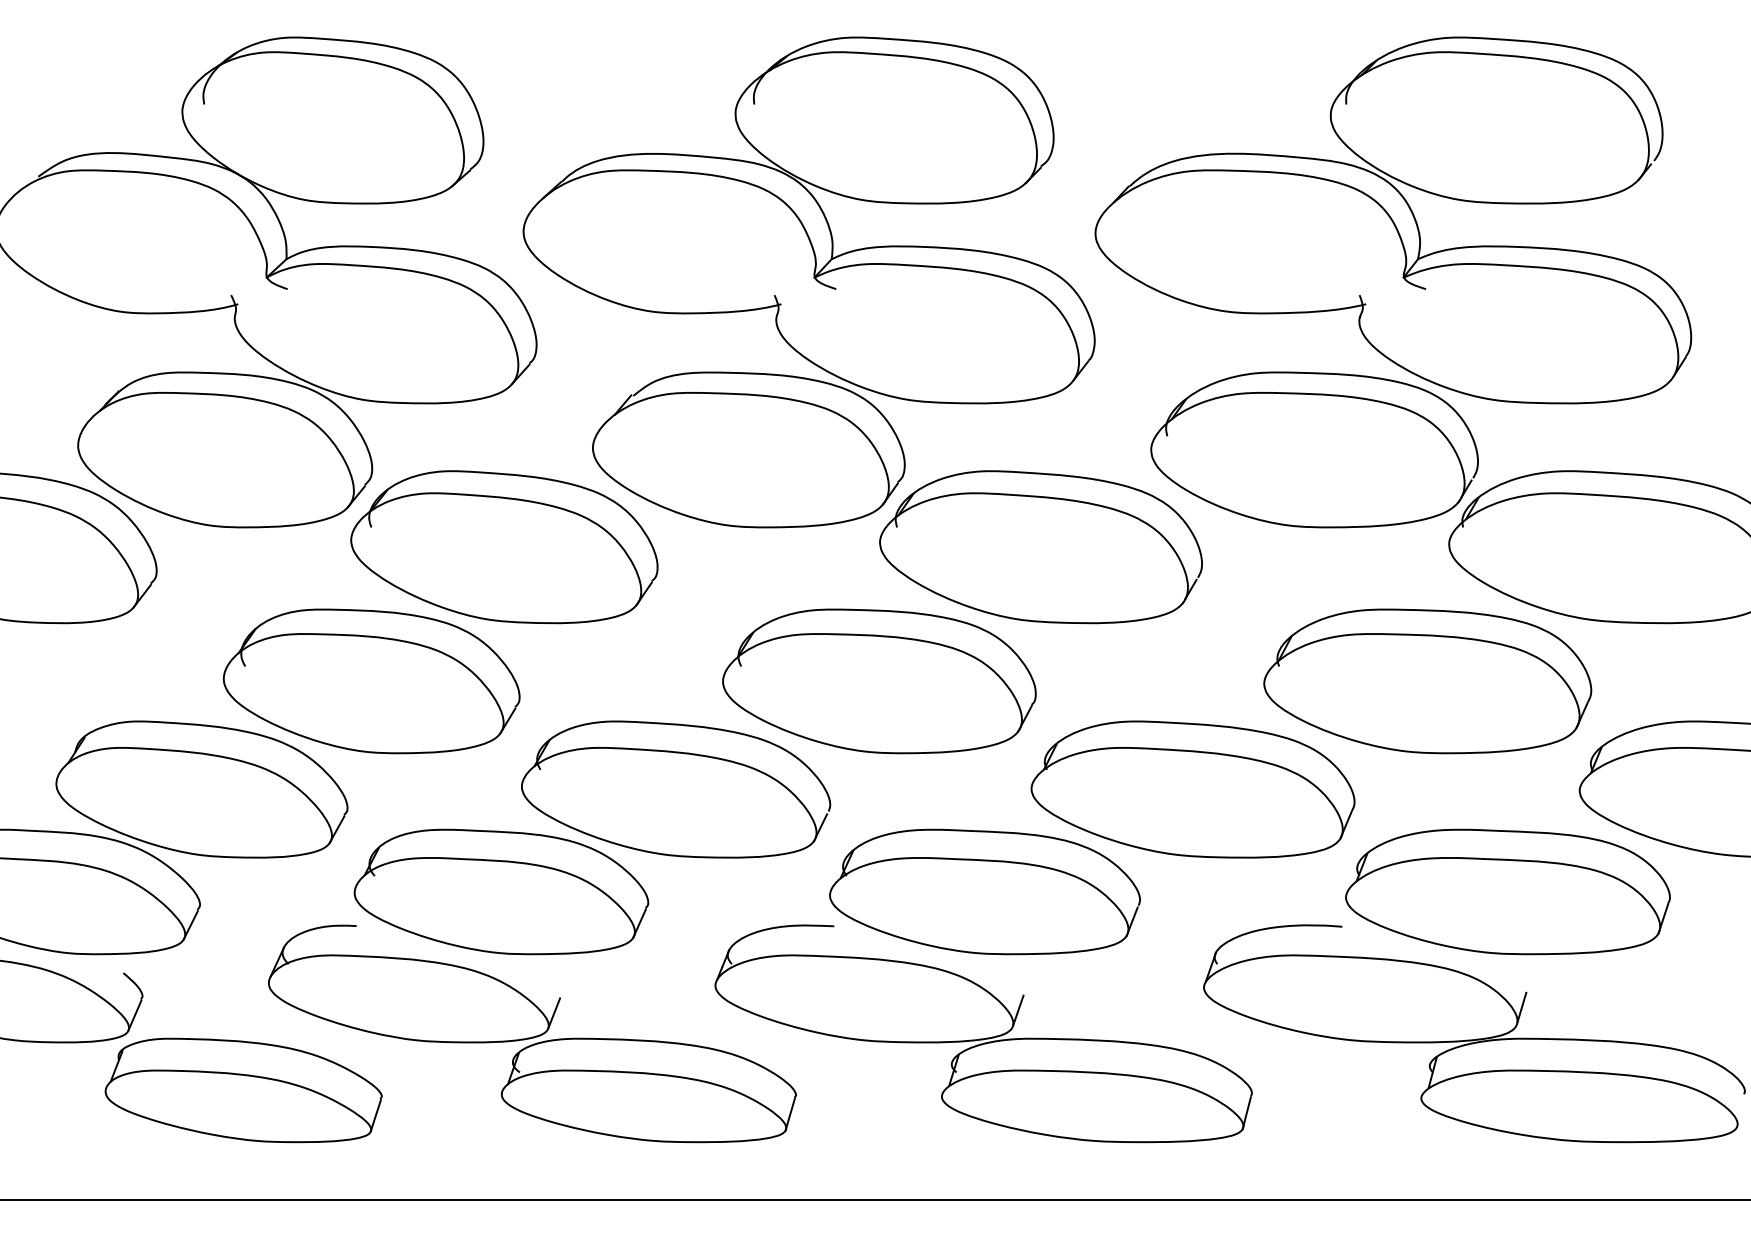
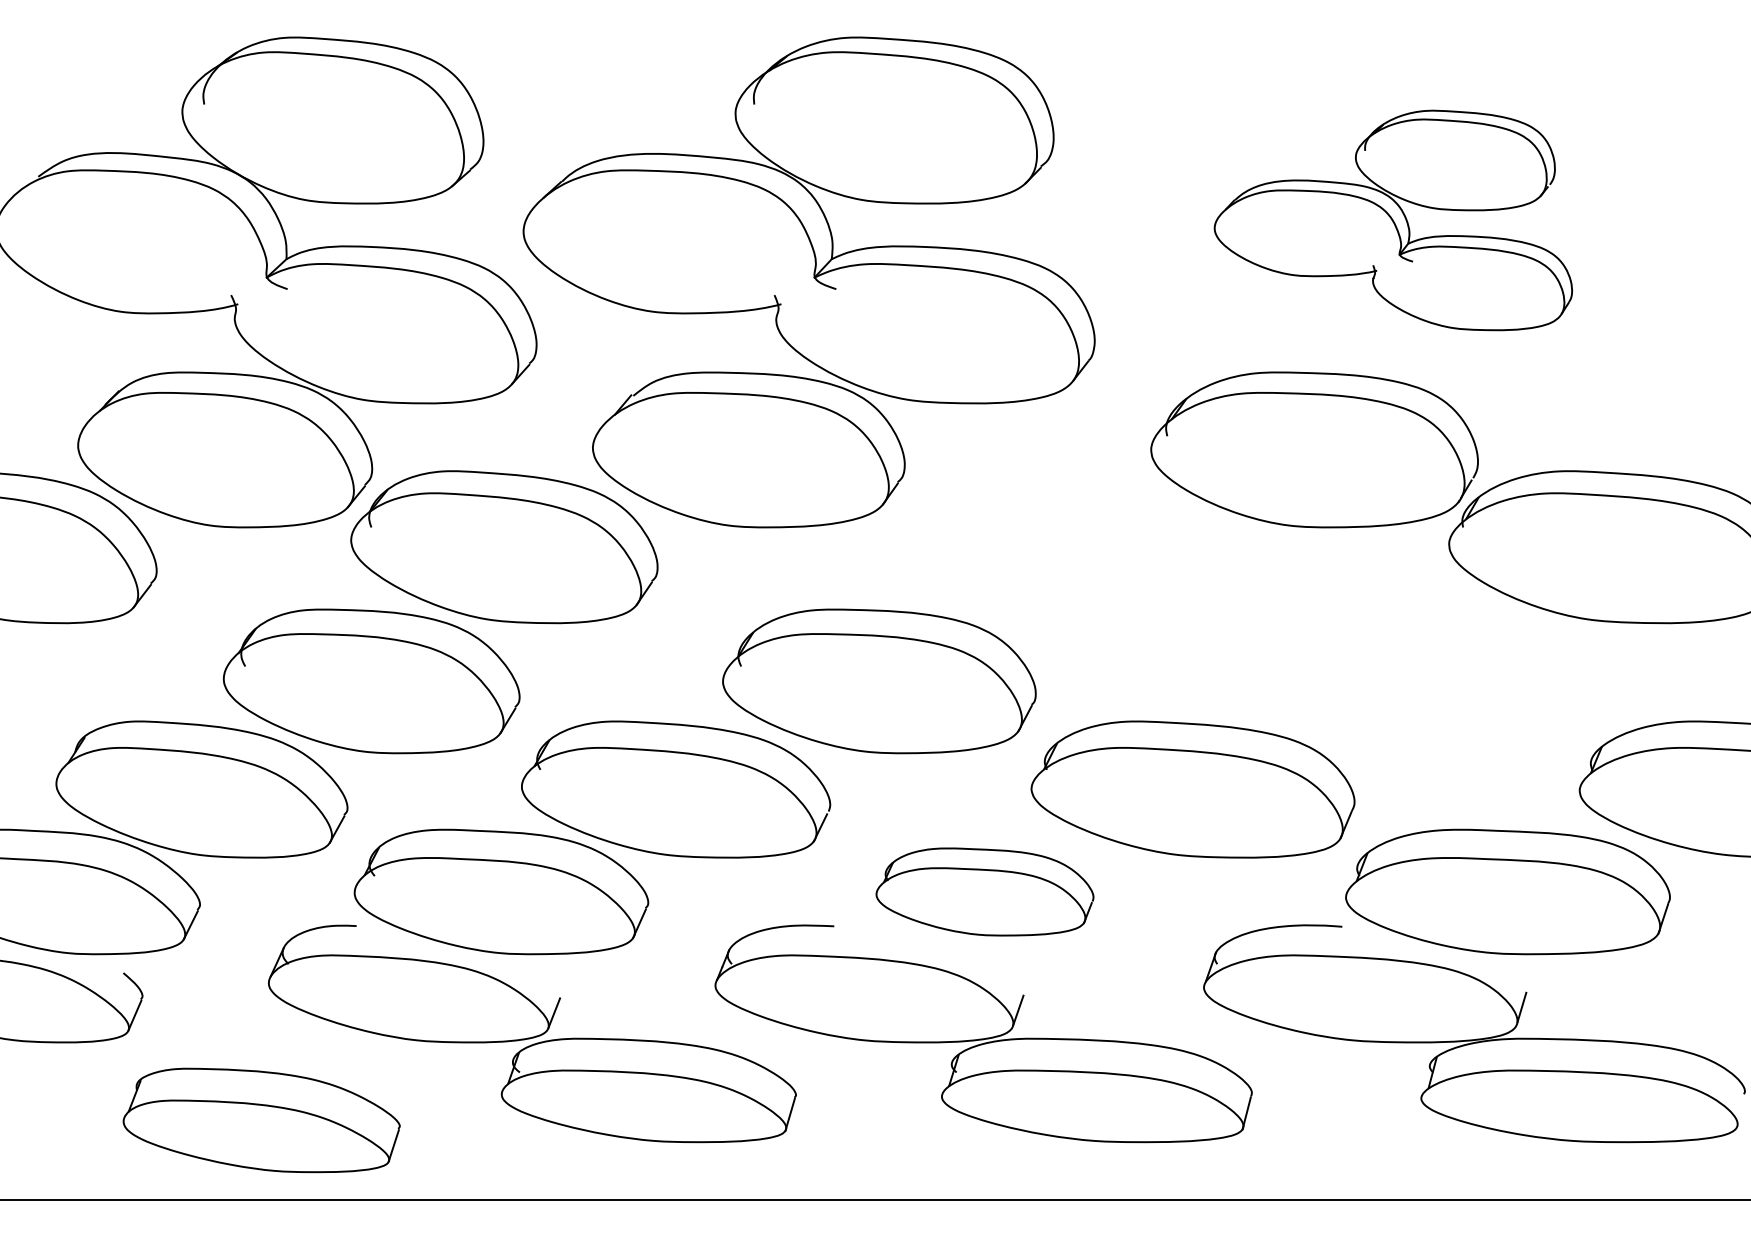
part size: 599x369 px -> 361x223 px (1393, 220)
part: present -> none (1040, 547)
part: present -> none (1427, 681)
part size: 312x128 px -> 220x90 px (984, 891)
part position: (243, 1090) -> (261, 1120) (261, 1120)
